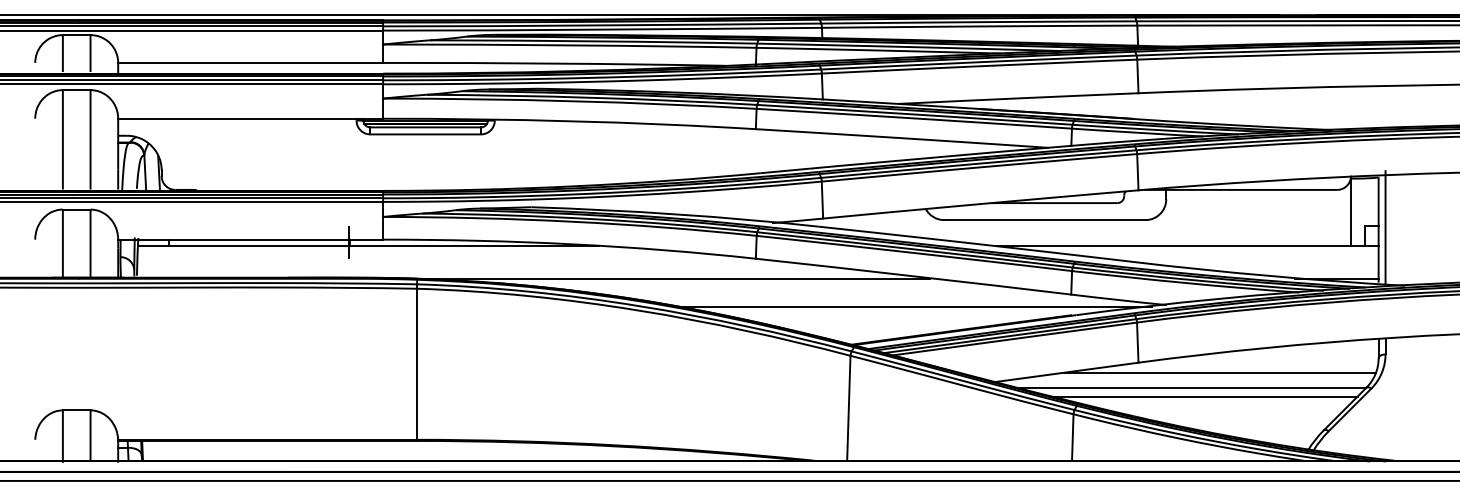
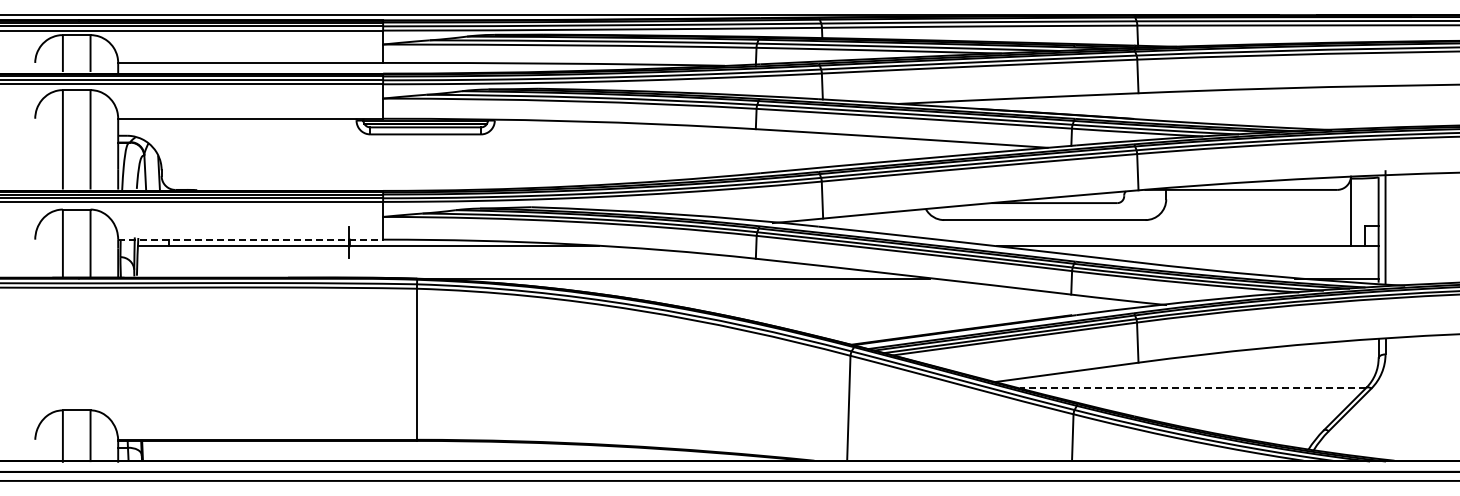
line: solid -> dashed (251, 239)
line: present -> none (914, 306)
line: present -> none (1219, 372)
line: solid -> dashed (1192, 388)
line: present -> none (1205, 396)
